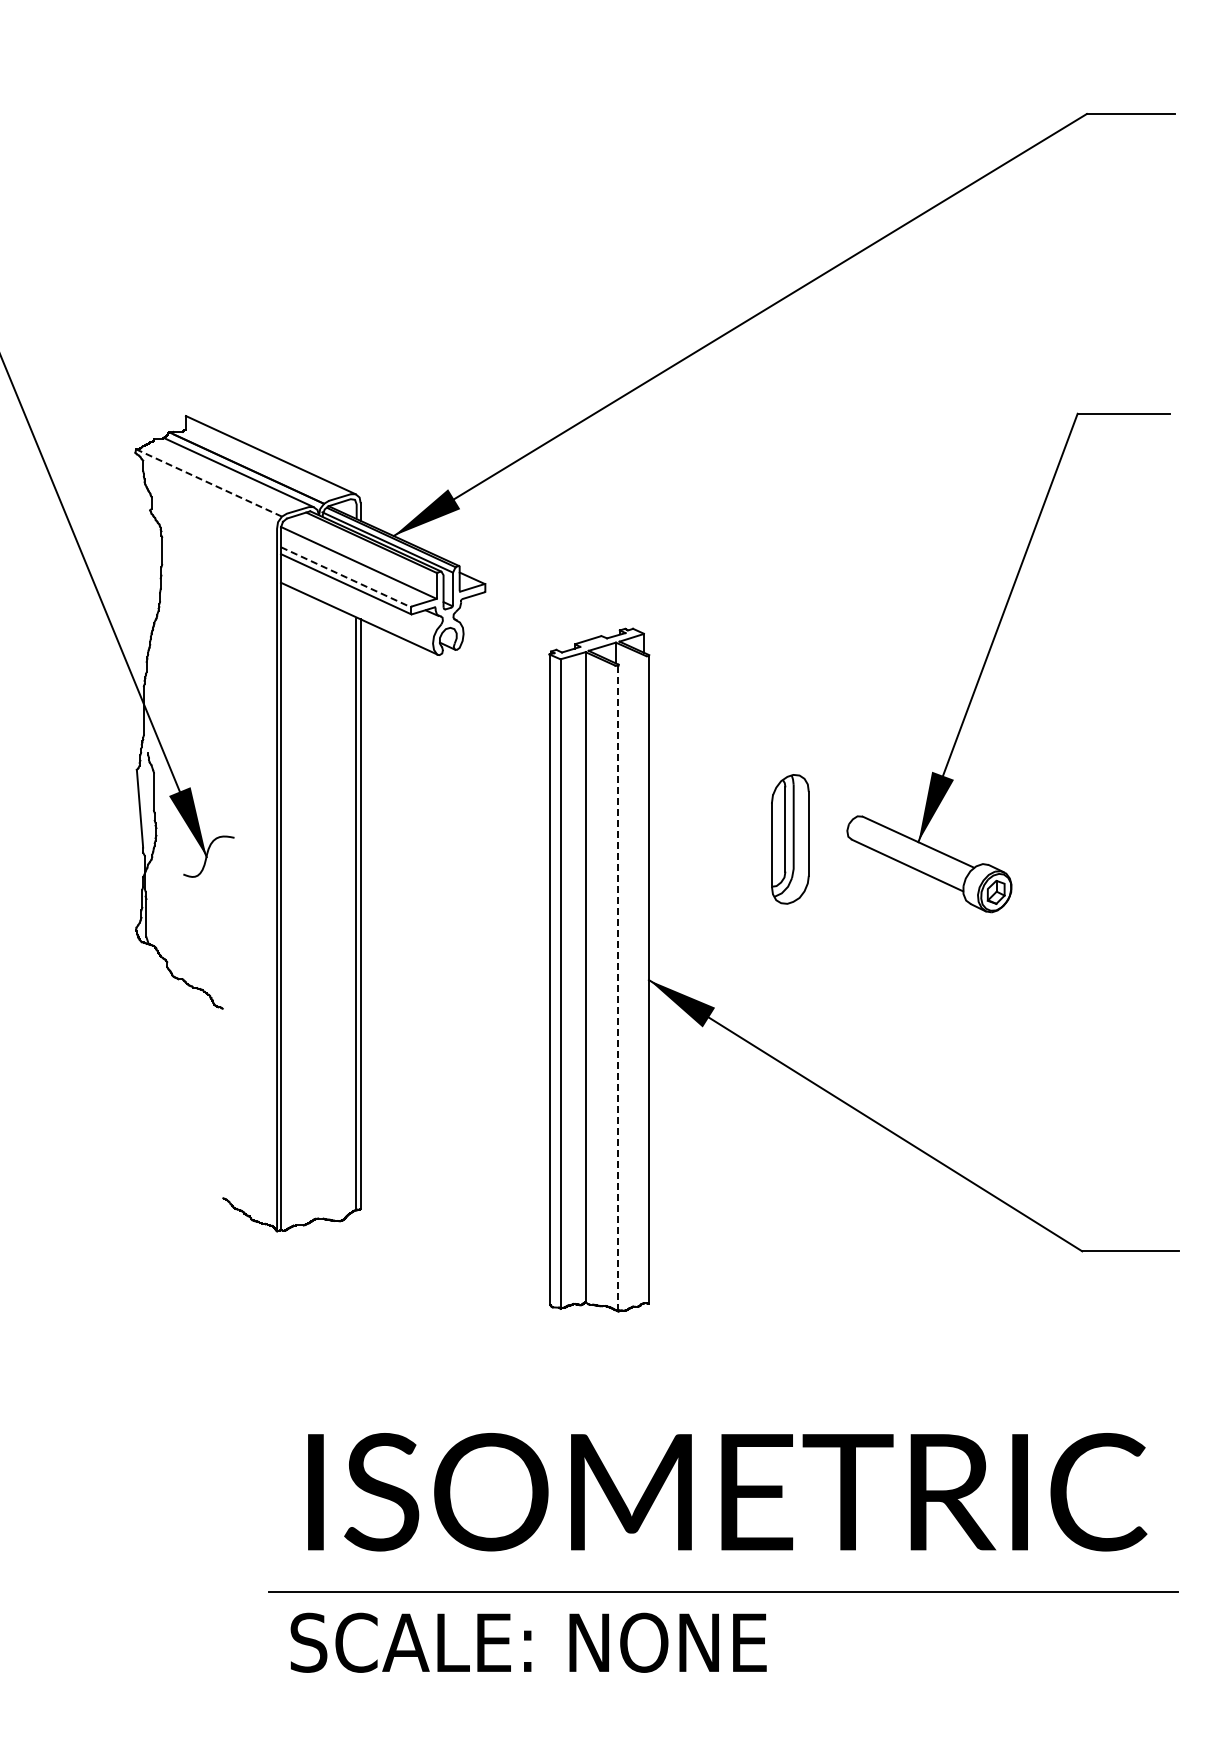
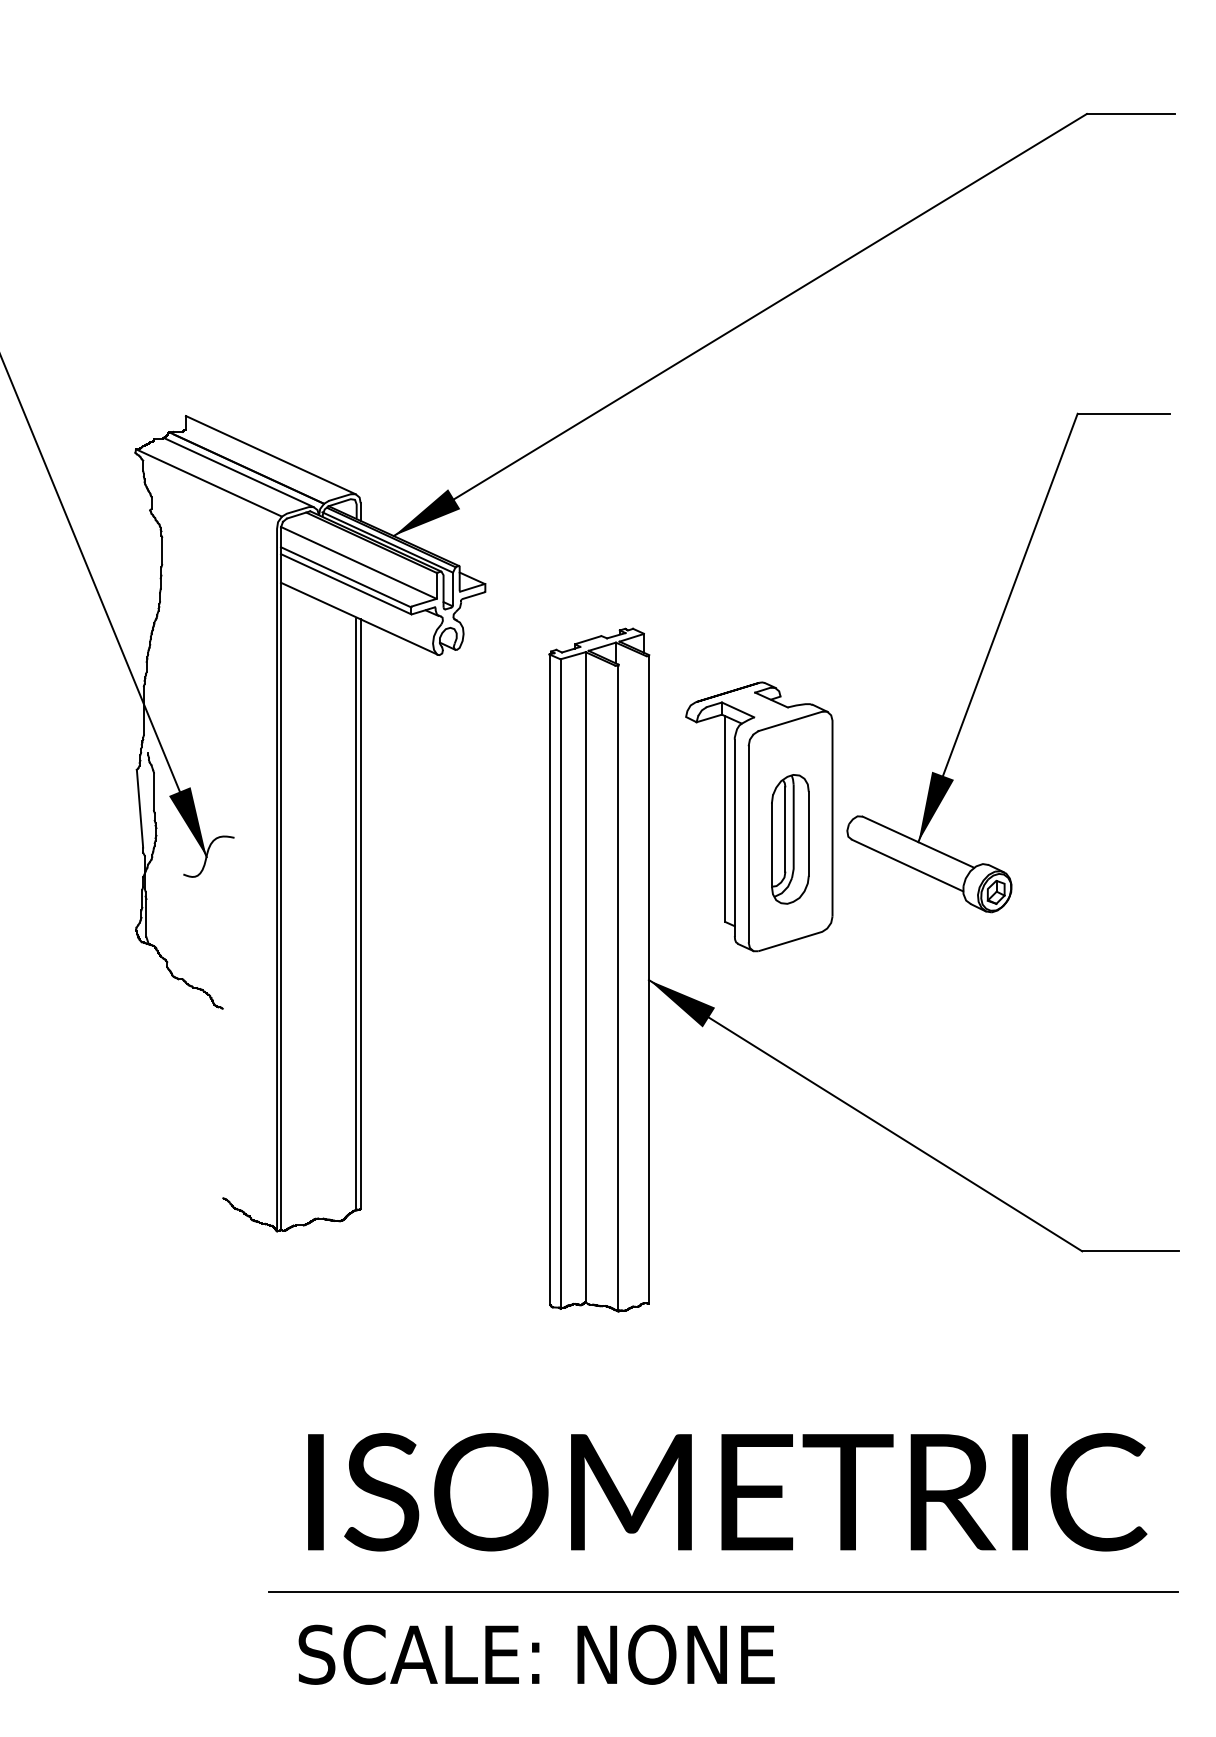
line: dashed -> solid (208, 482)
line: dashed -> solid (346, 577)
part: none -> present (759, 816)
line: dashed -> solid (618, 988)
text position: (528, 1642) -> (536, 1654) (536, 1654)
